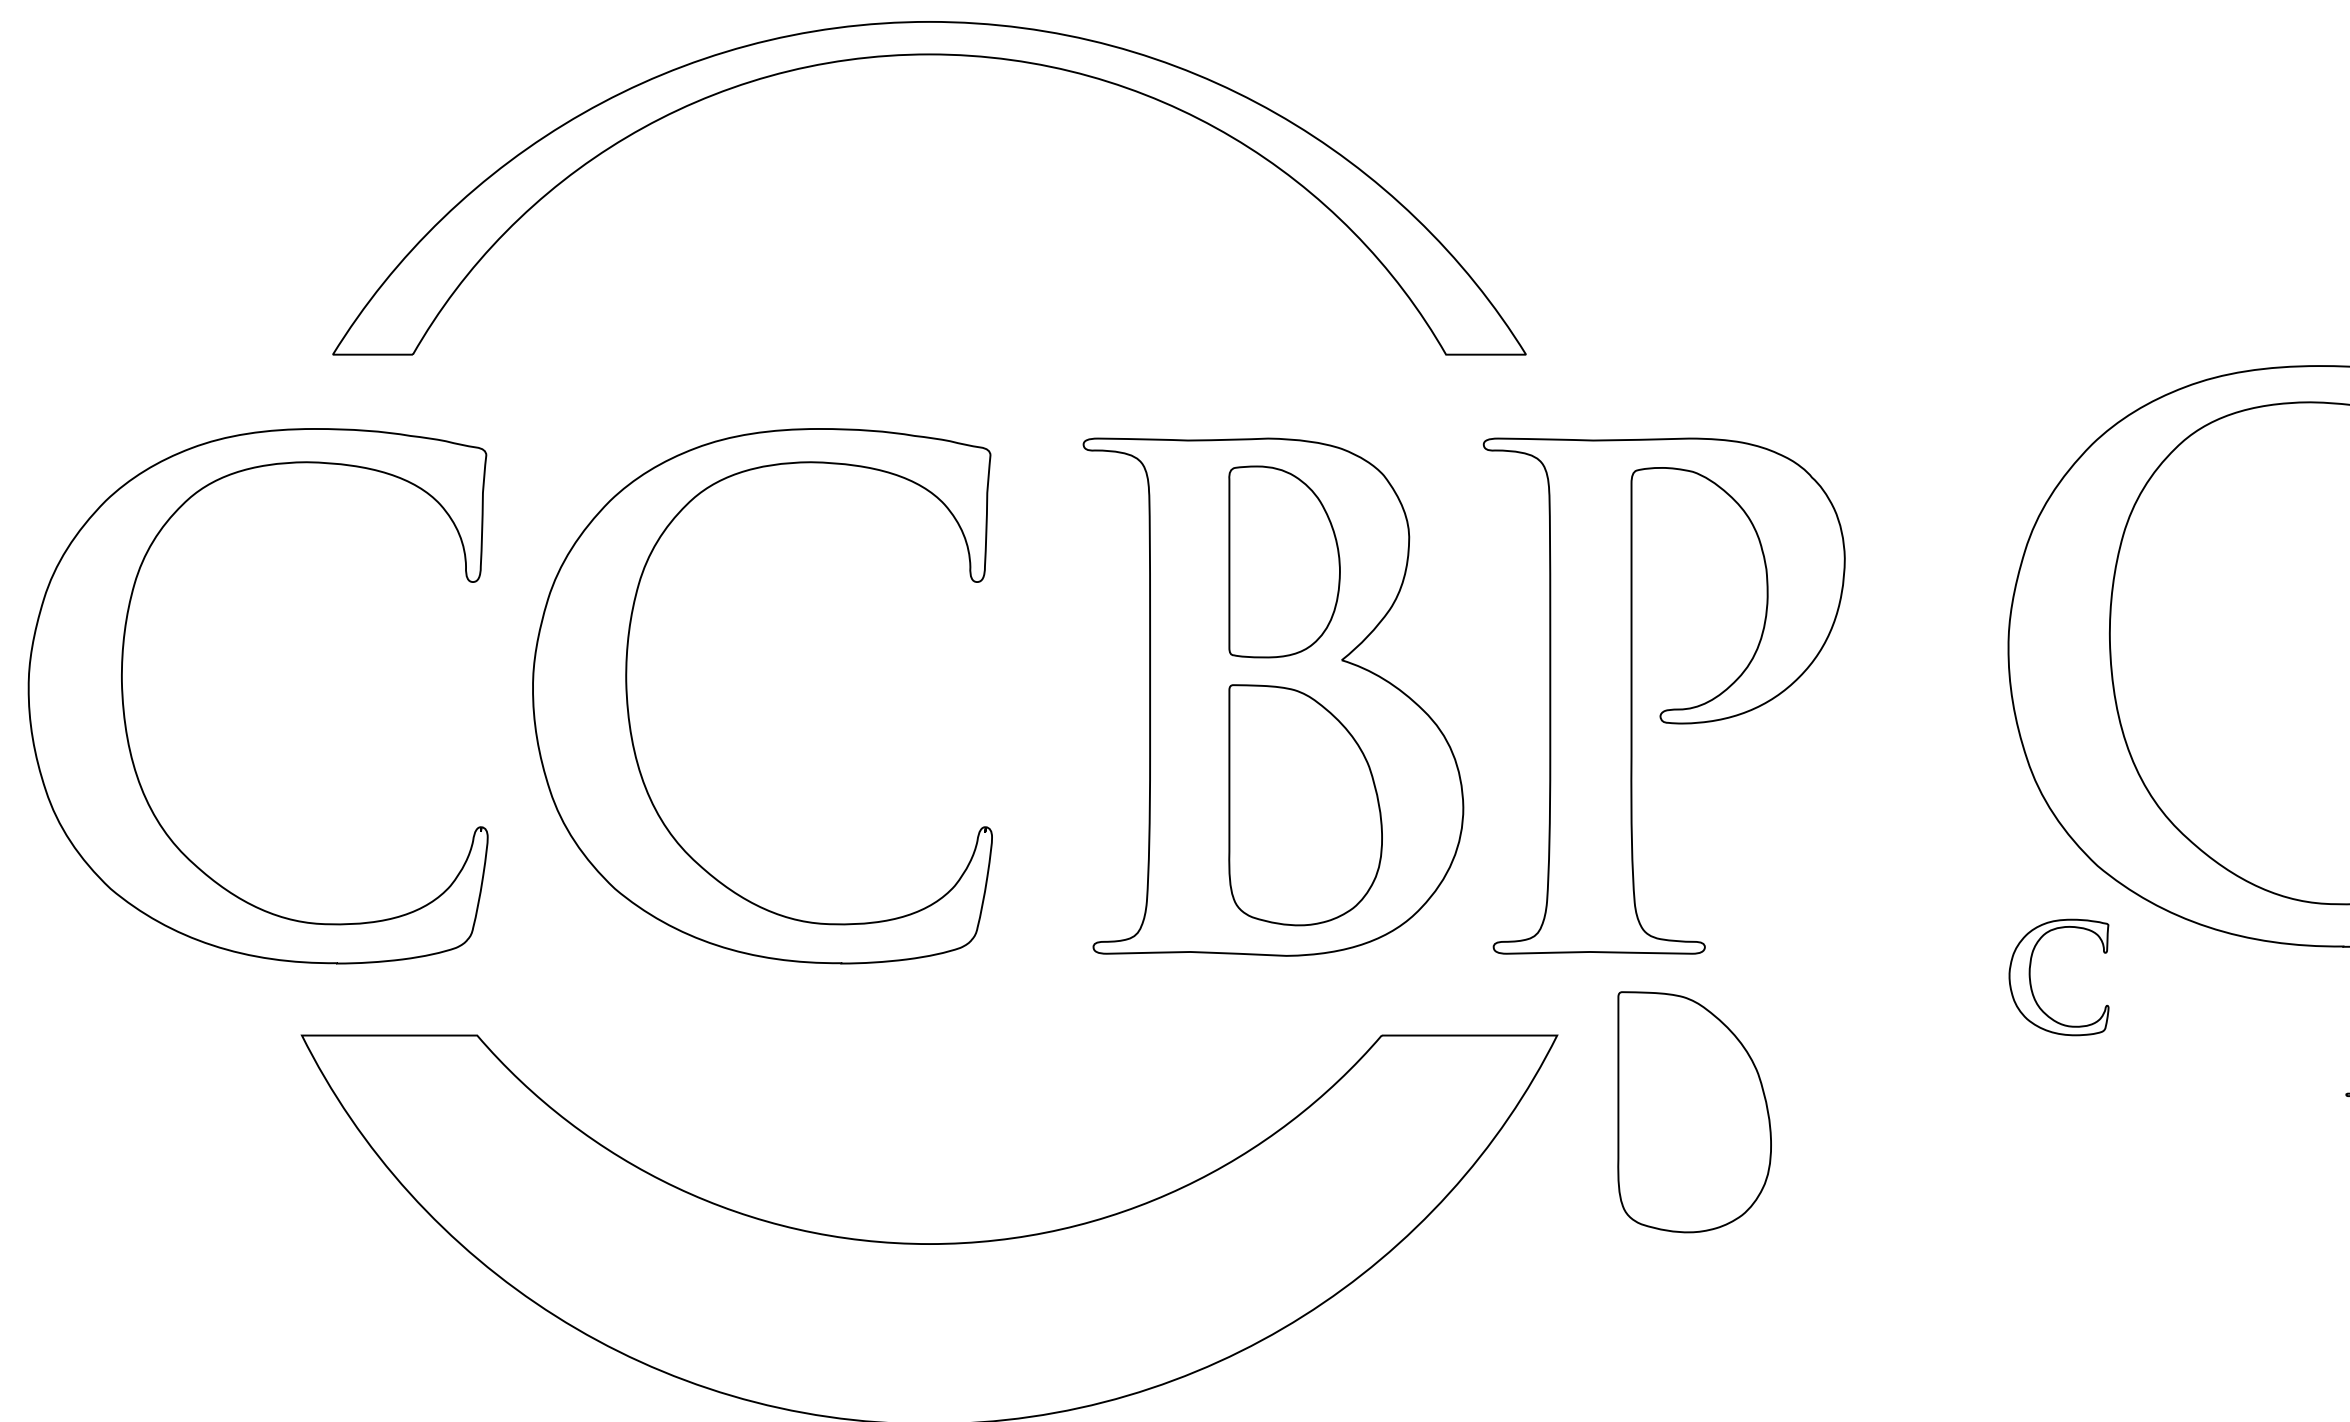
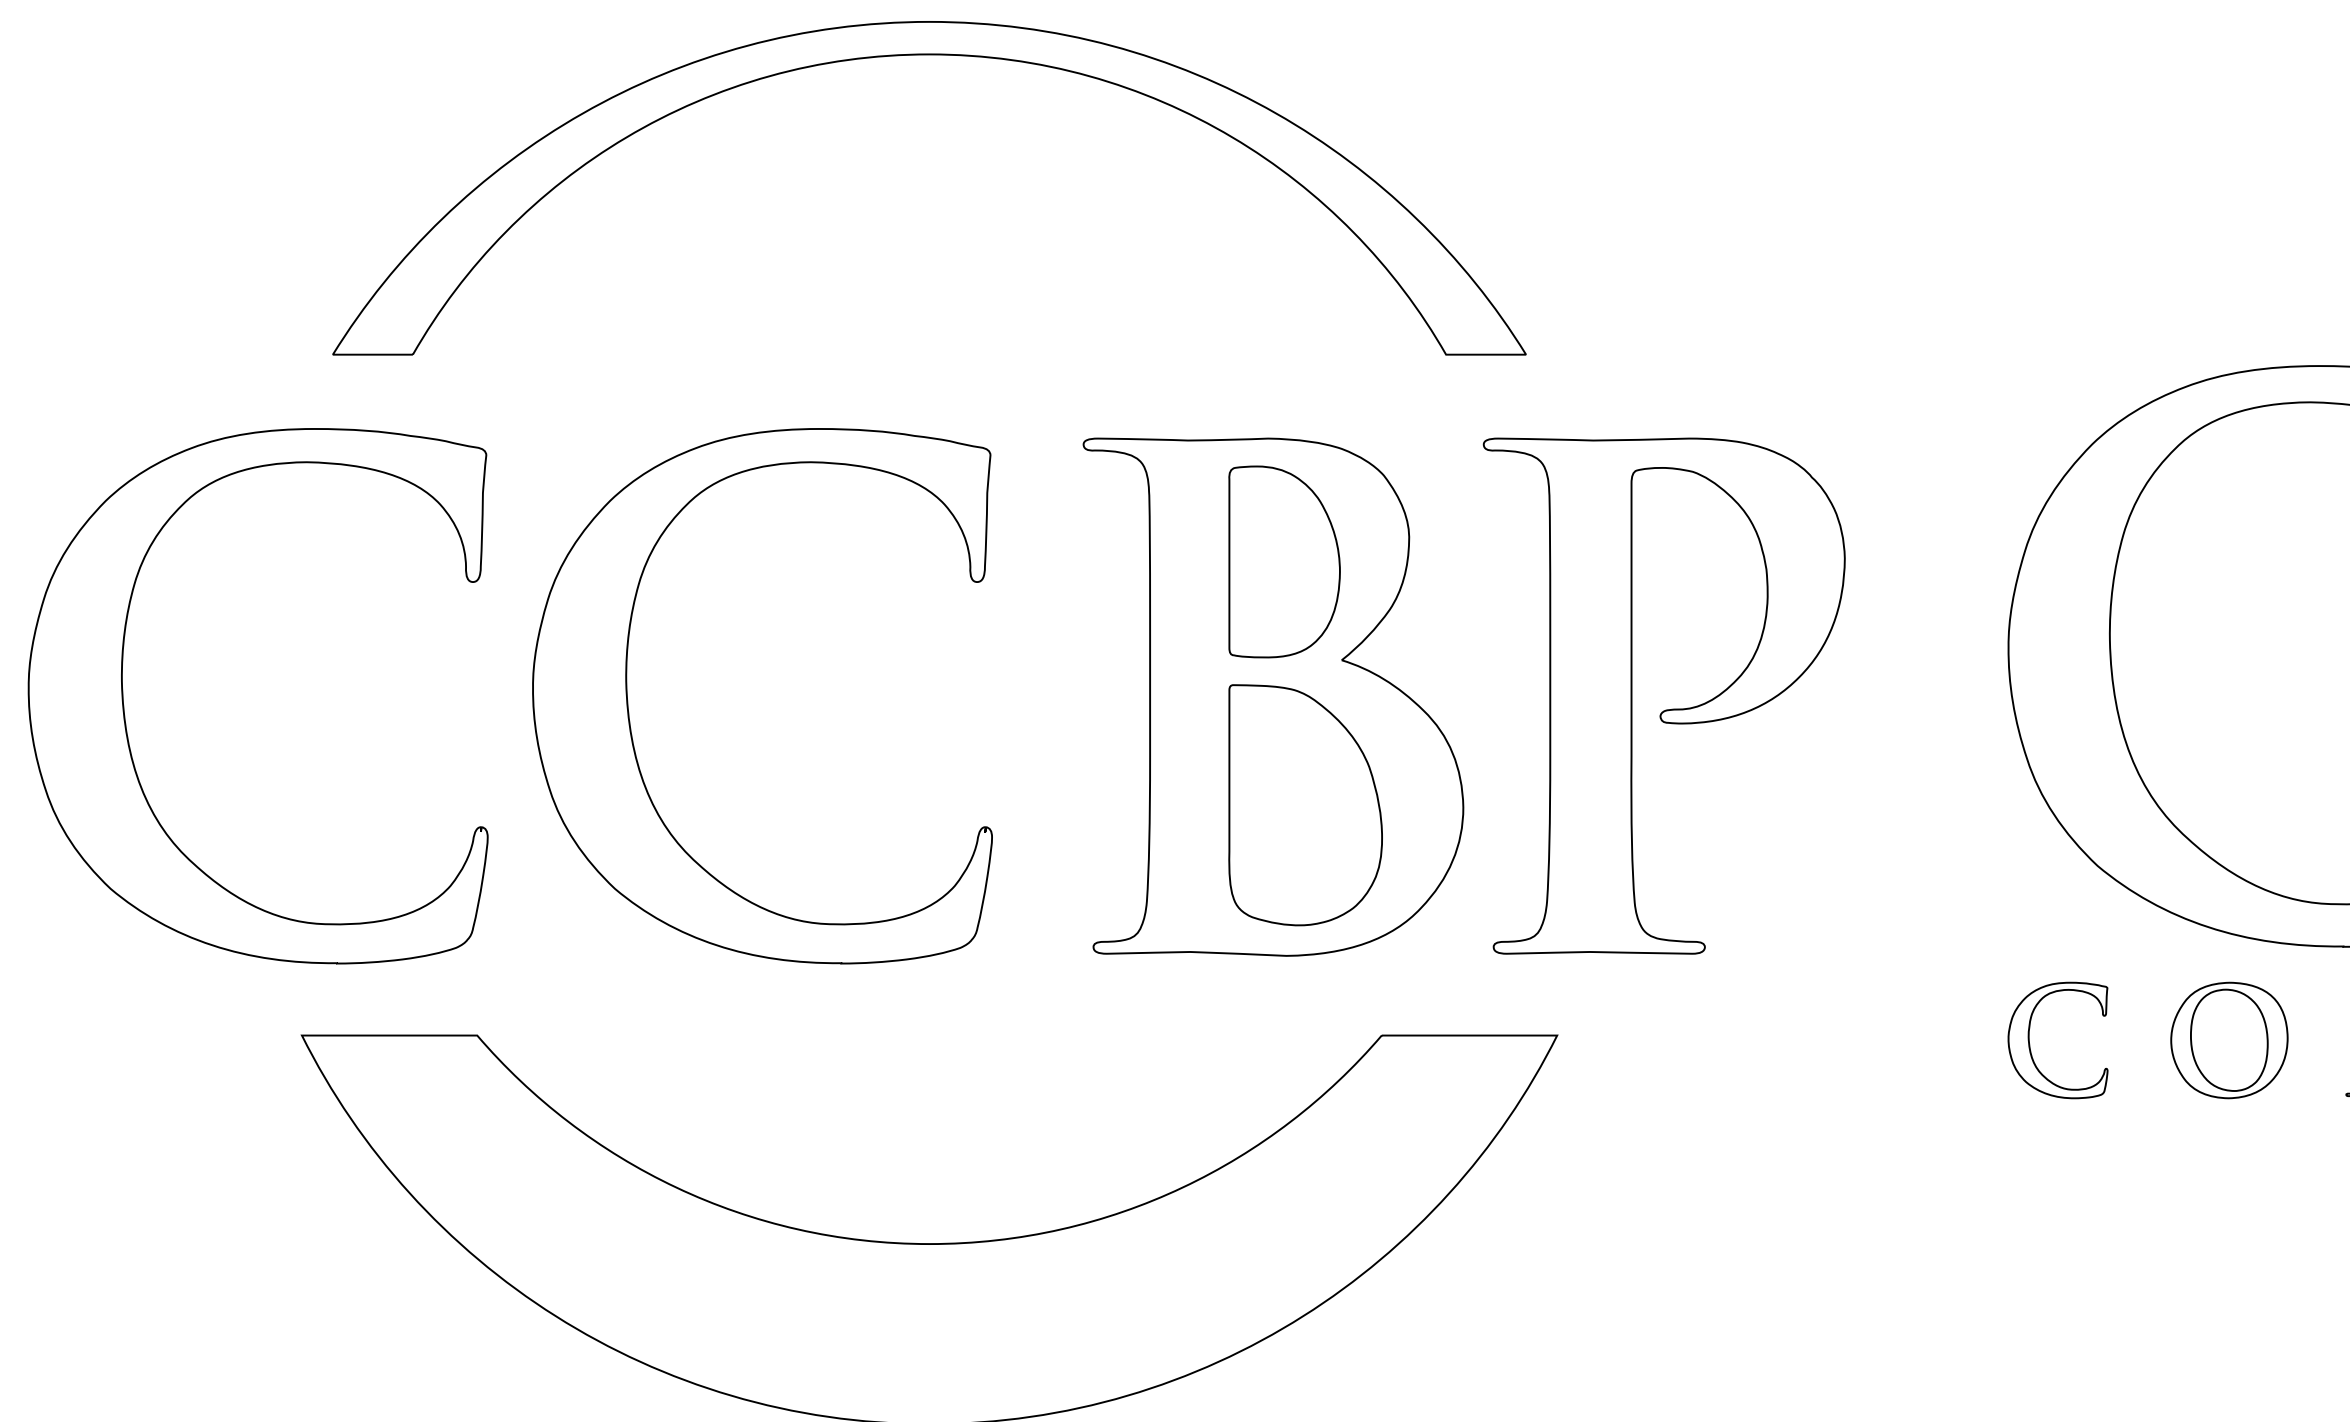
part position: (2031, 981) -> (2030, 1044) (2030, 1044)
part: none -> present (2229, 1040)
part: present -> none (1694, 1112)
